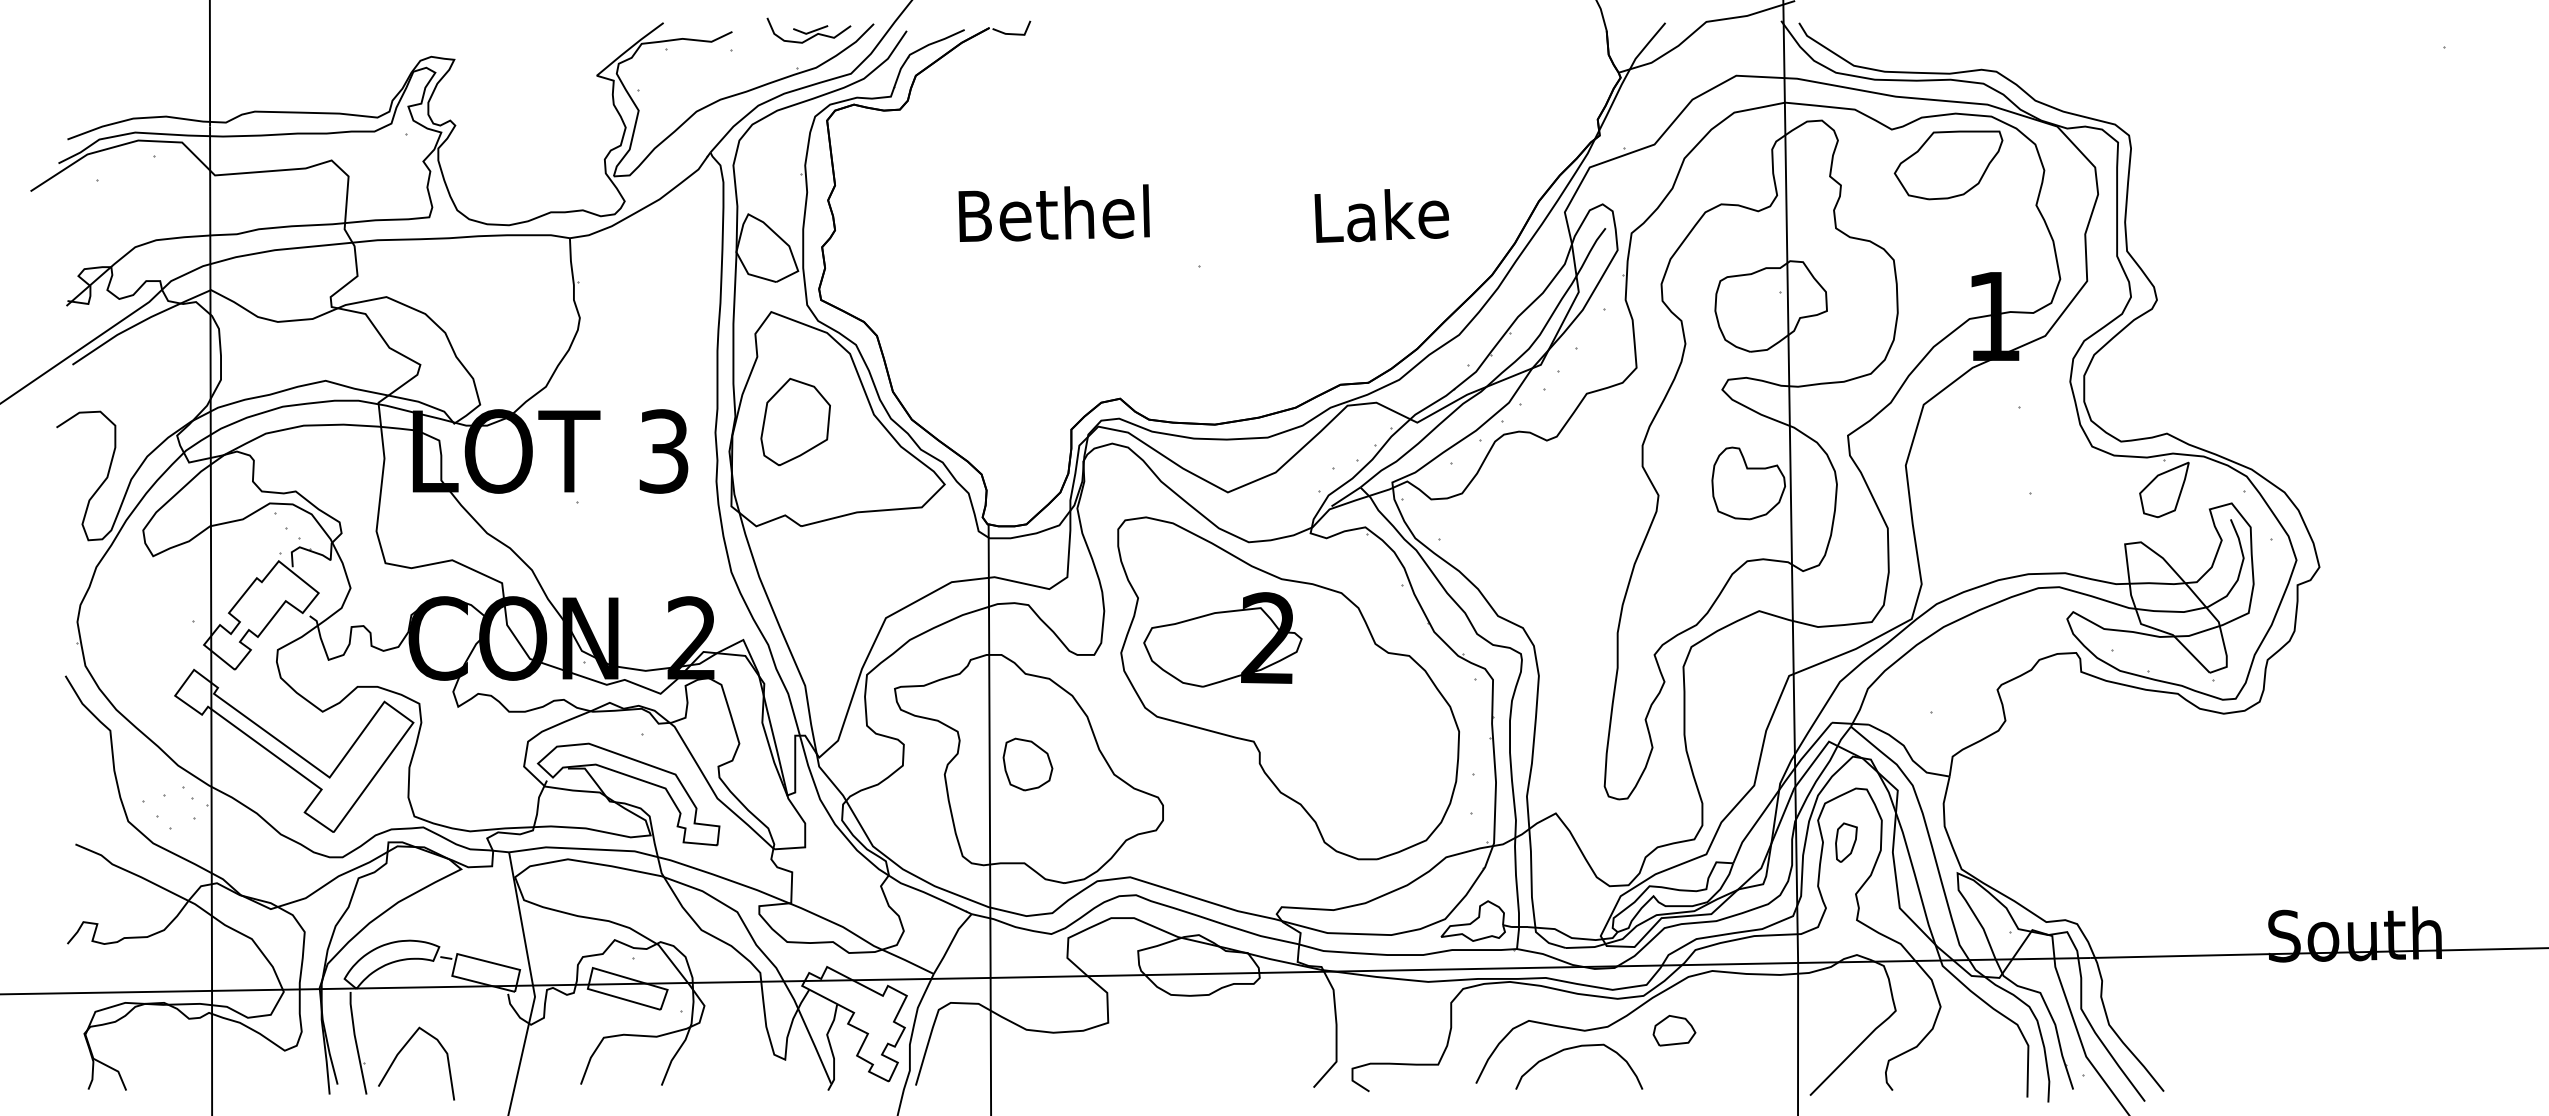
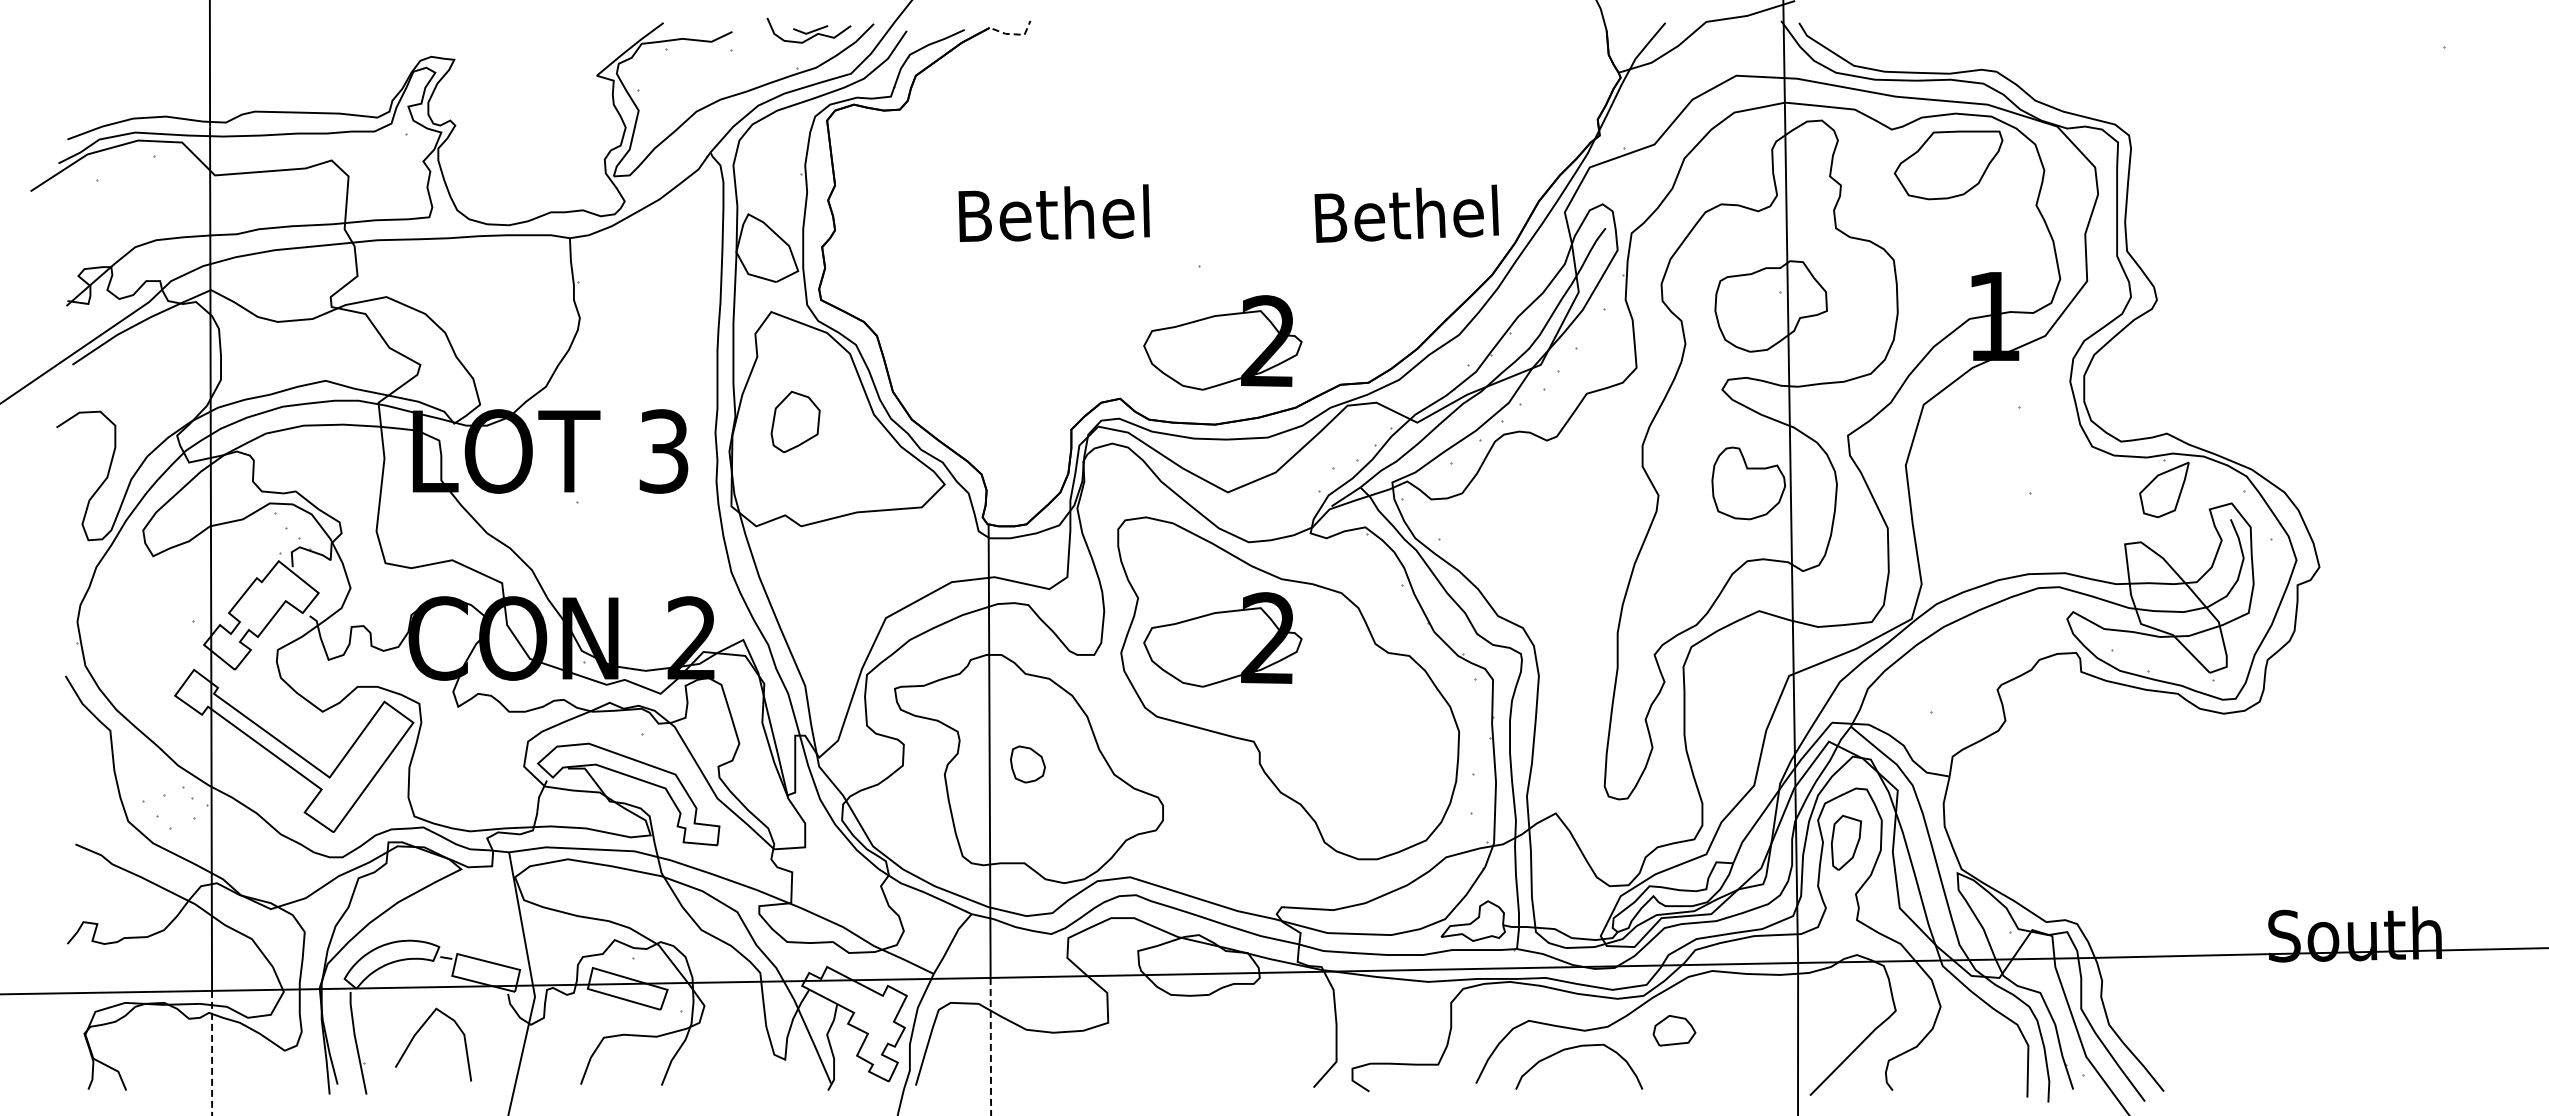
line: solid -> dashed (1016, 34)
text: Lake -> Bethel (1409, 213)
part: none -> present (1222, 342)
part size: 71x90 px -> 51x64 px (795, 421)
part size: 52x55 px -> 36x39 px (1027, 764)
part size: 23x41 px -> 31x56 px (1846, 842)
line: solid -> dashed (990, 1046)
curve position: (402, 1050) -> (419, 1031) (419, 1031)
line: solid -> dashed (212, 1053)
